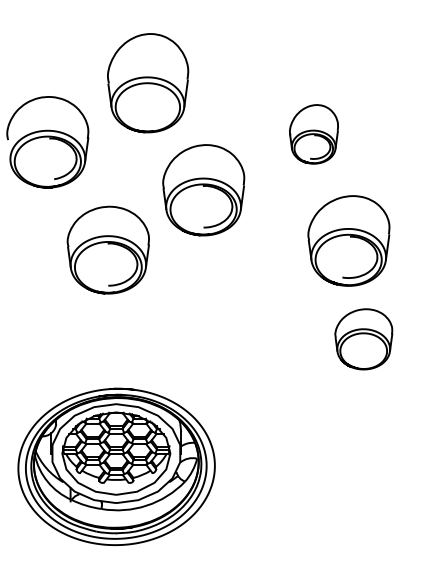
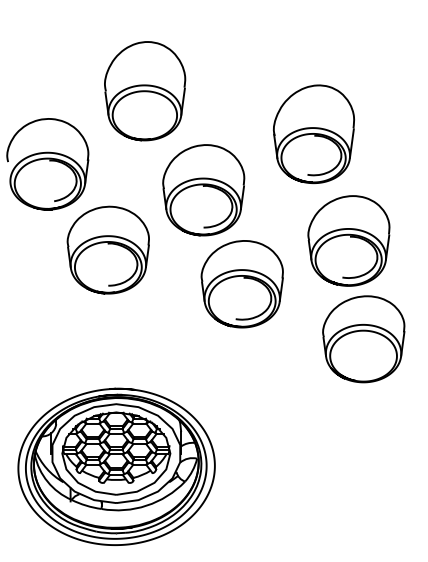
part position: (148, 83) -> (145, 91) (145, 91)
part size: 50x61 px -> 82x101 px (313, 134)
part position: (47, 142) -> (47, 164) (47, 164)
part: none -> present (241, 284)
part size: 60x63 px -> 84x89 px (363, 339)
